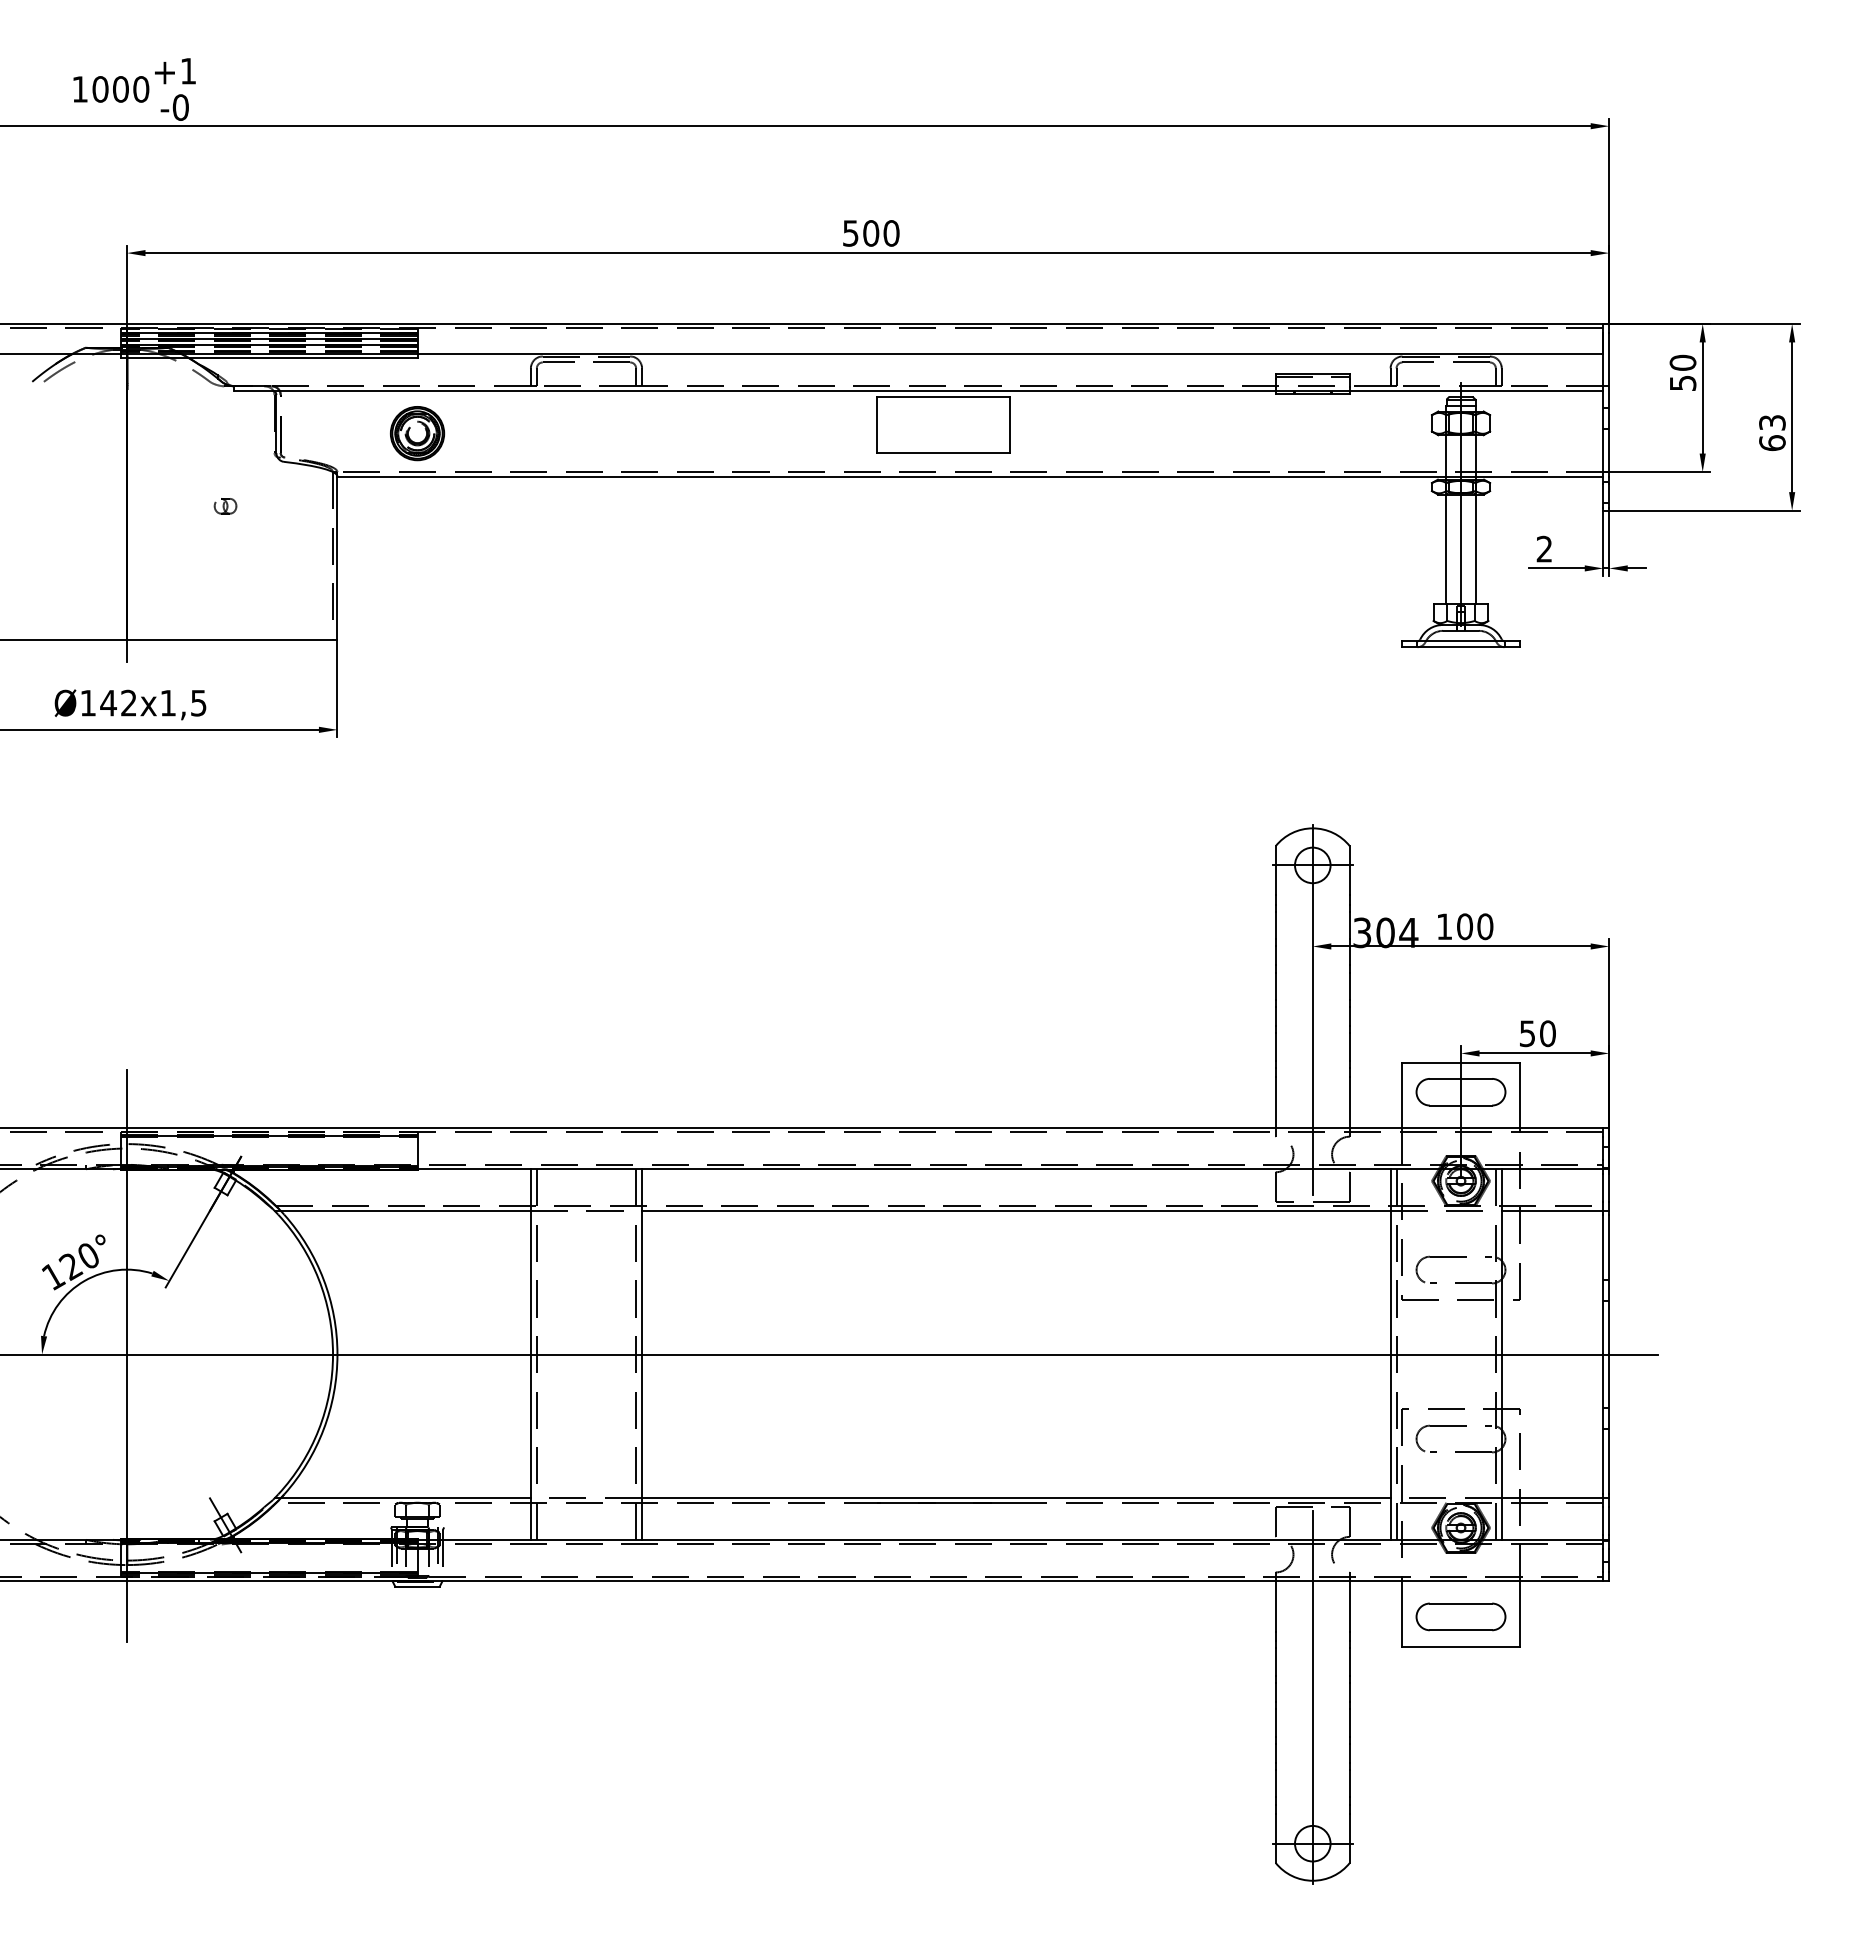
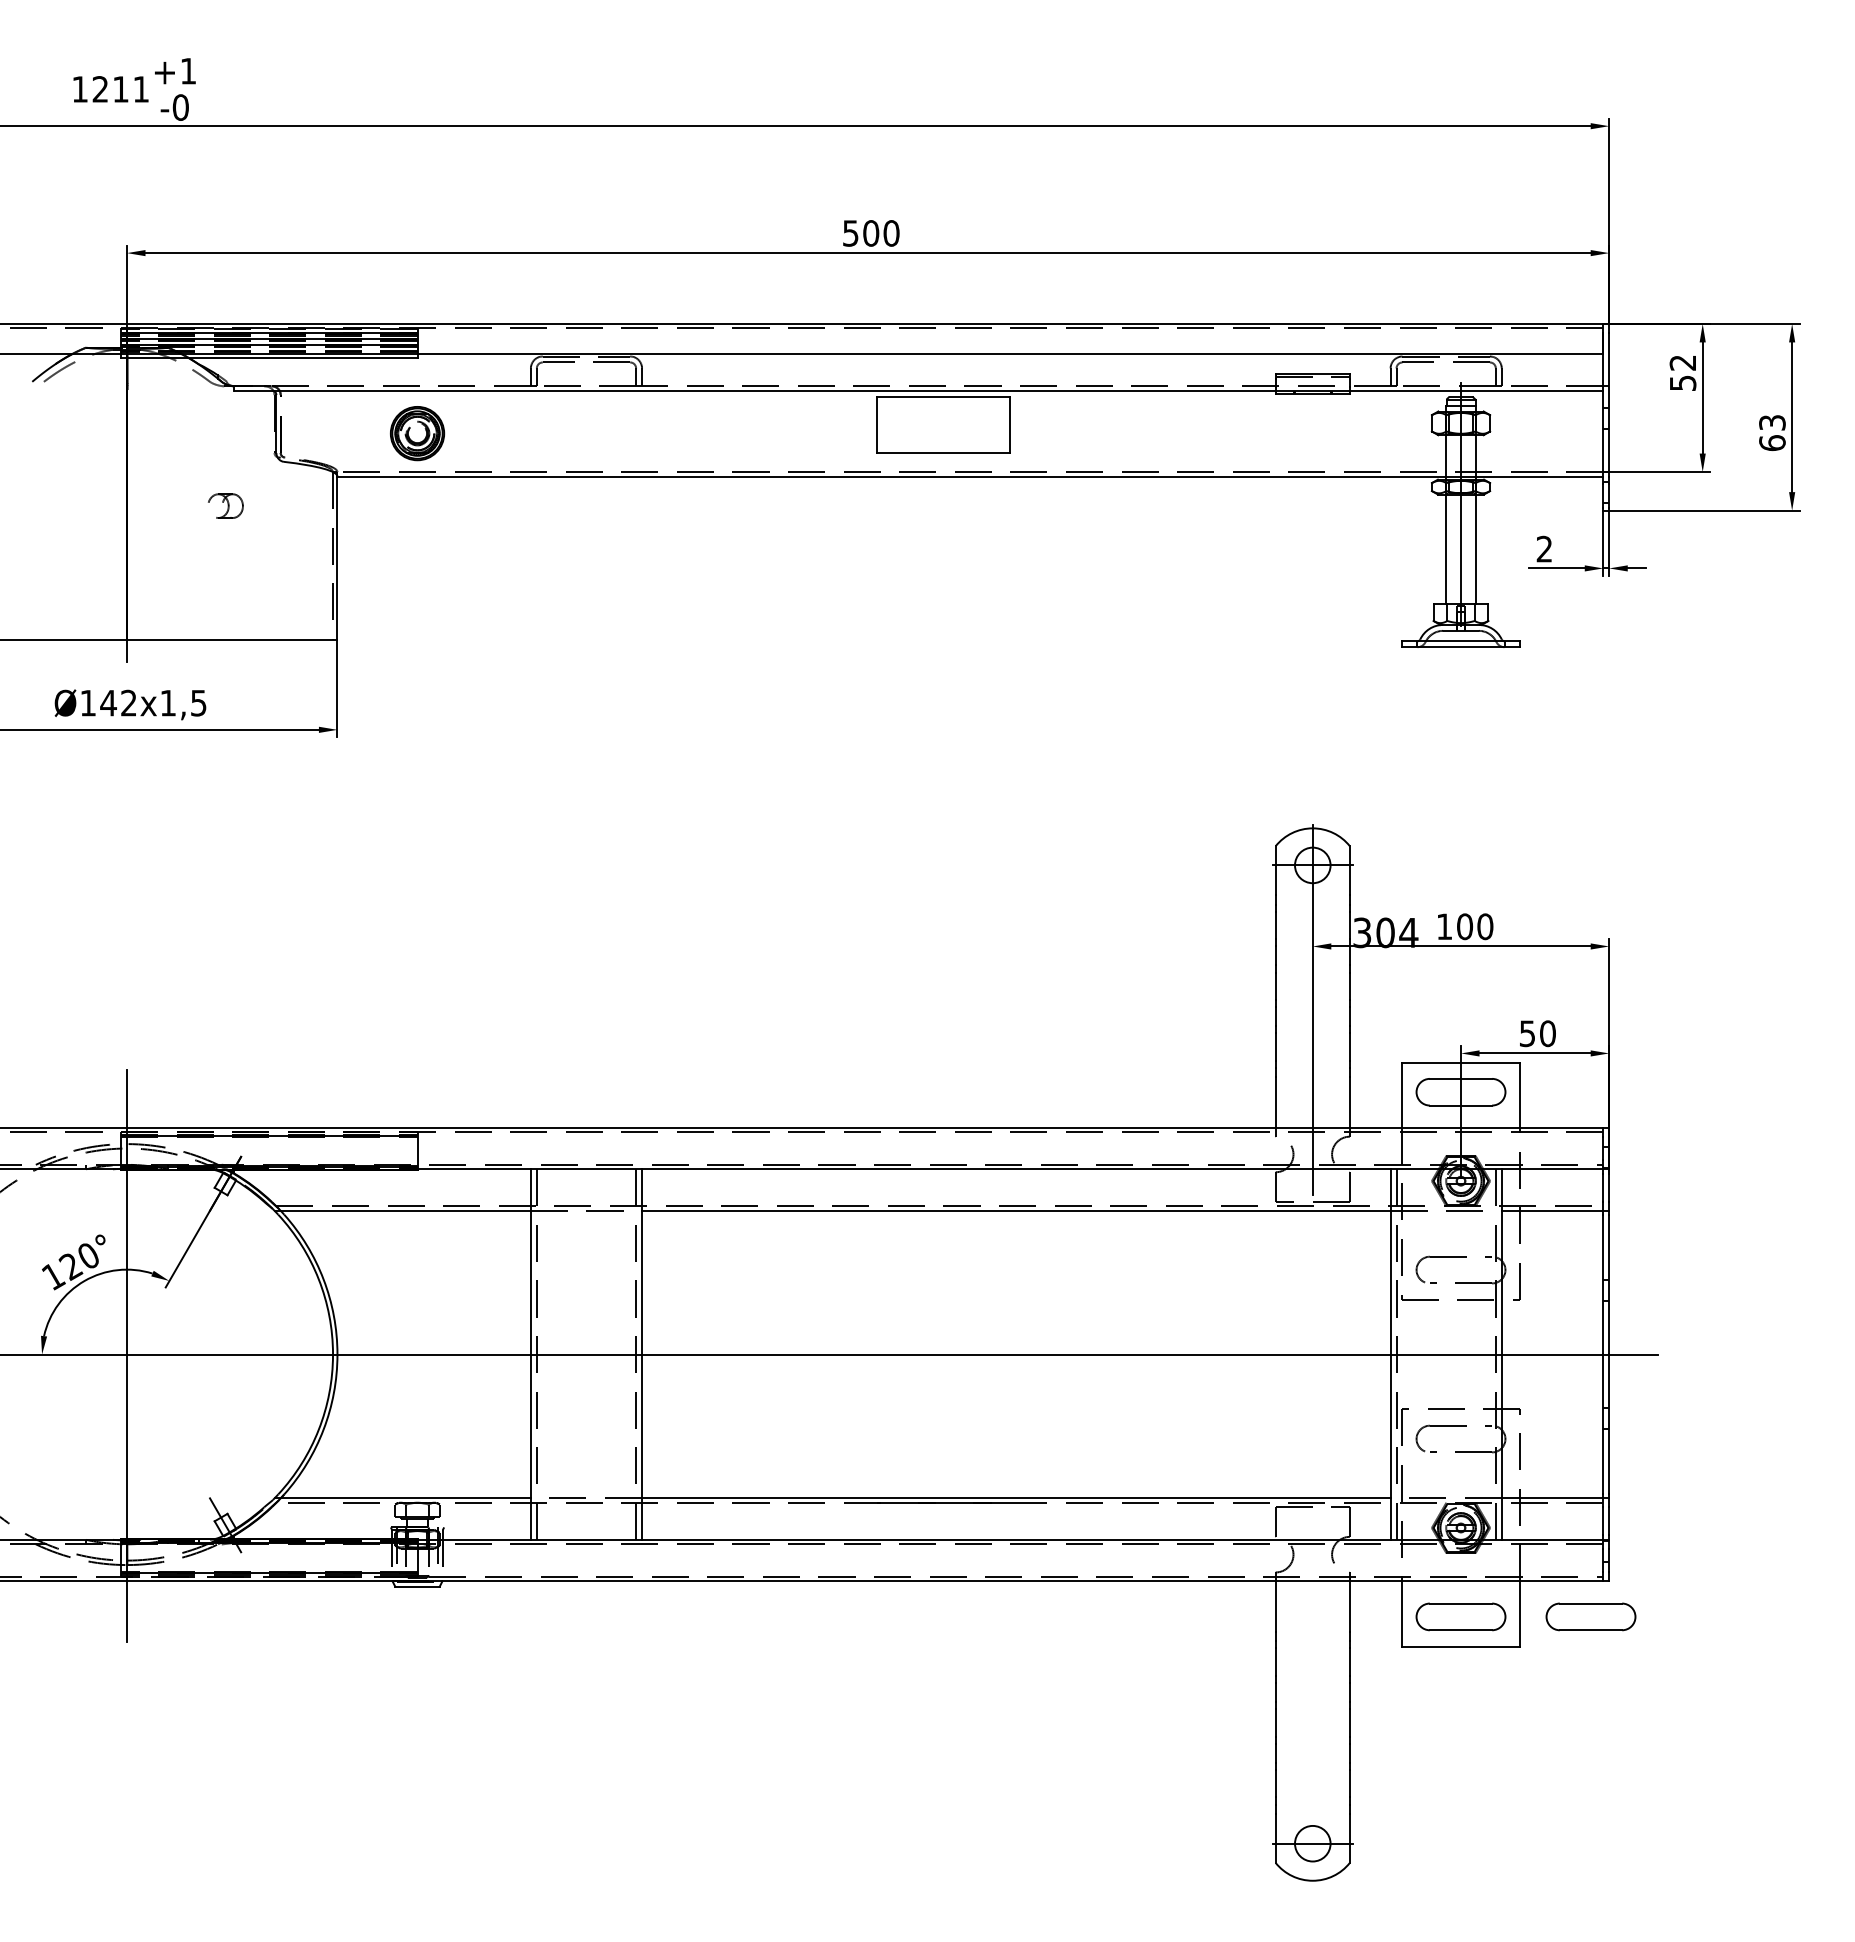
text: 1000 -> 1211 (120, 89)
text: 50 -> 52 (1682, 362)
part size: 25x17 px -> 36x26 px (225, 505)
part: none -> present (1590, 1616)
line: present -> none (1312, 1696)
